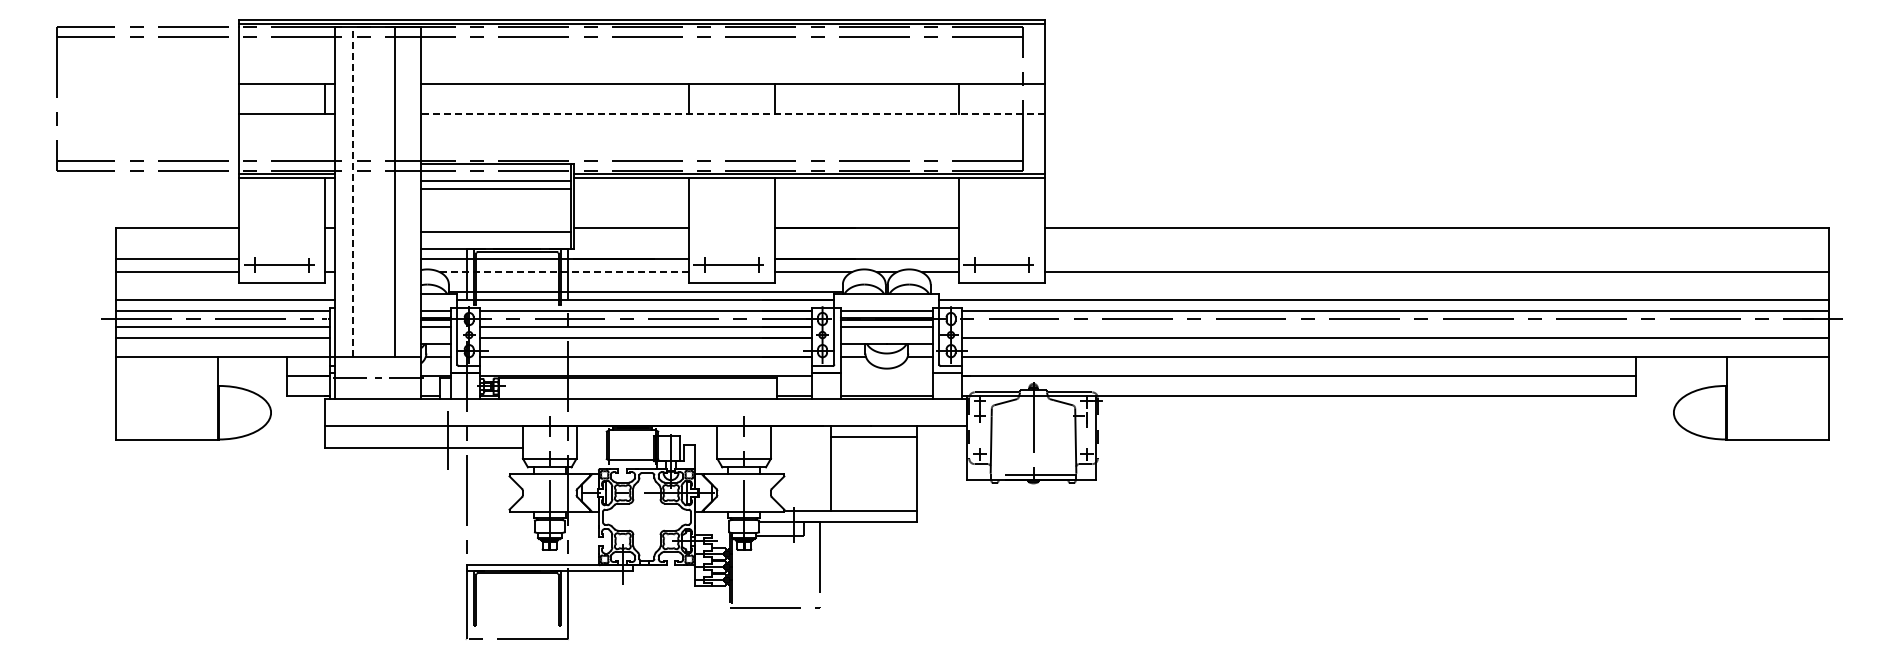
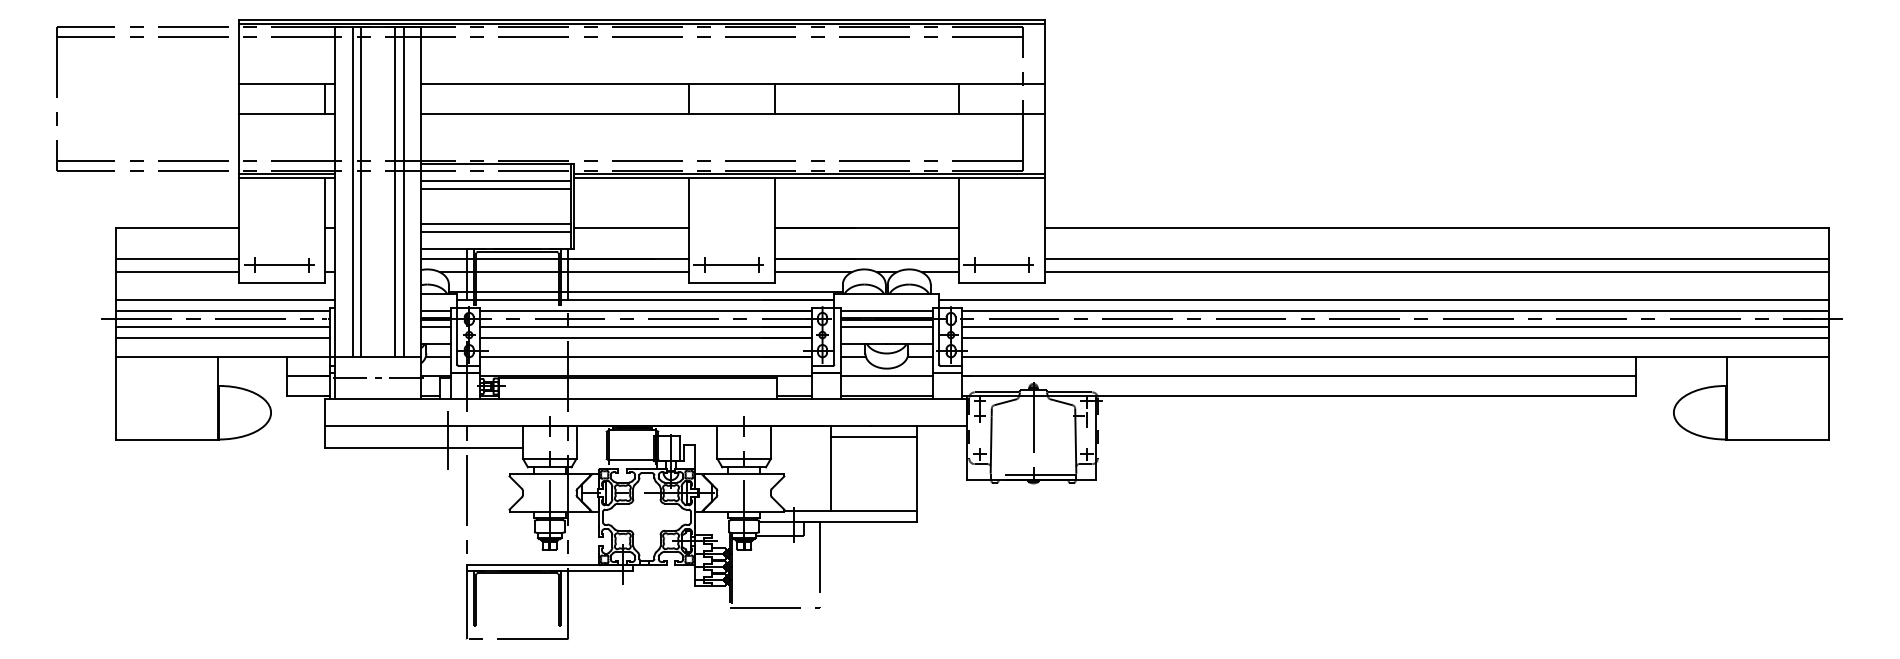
line: dashed -> solid (732, 113)
line: dashed -> solid (352, 191)
line: none -> present (361, 191)
line: none -> present (403, 191)
line: none -> present (495, 223)
line: none -> present (1436, 258)
line: dashed -> solid (564, 272)
line: none -> present (1395, 327)
line: none -> present (886, 375)
